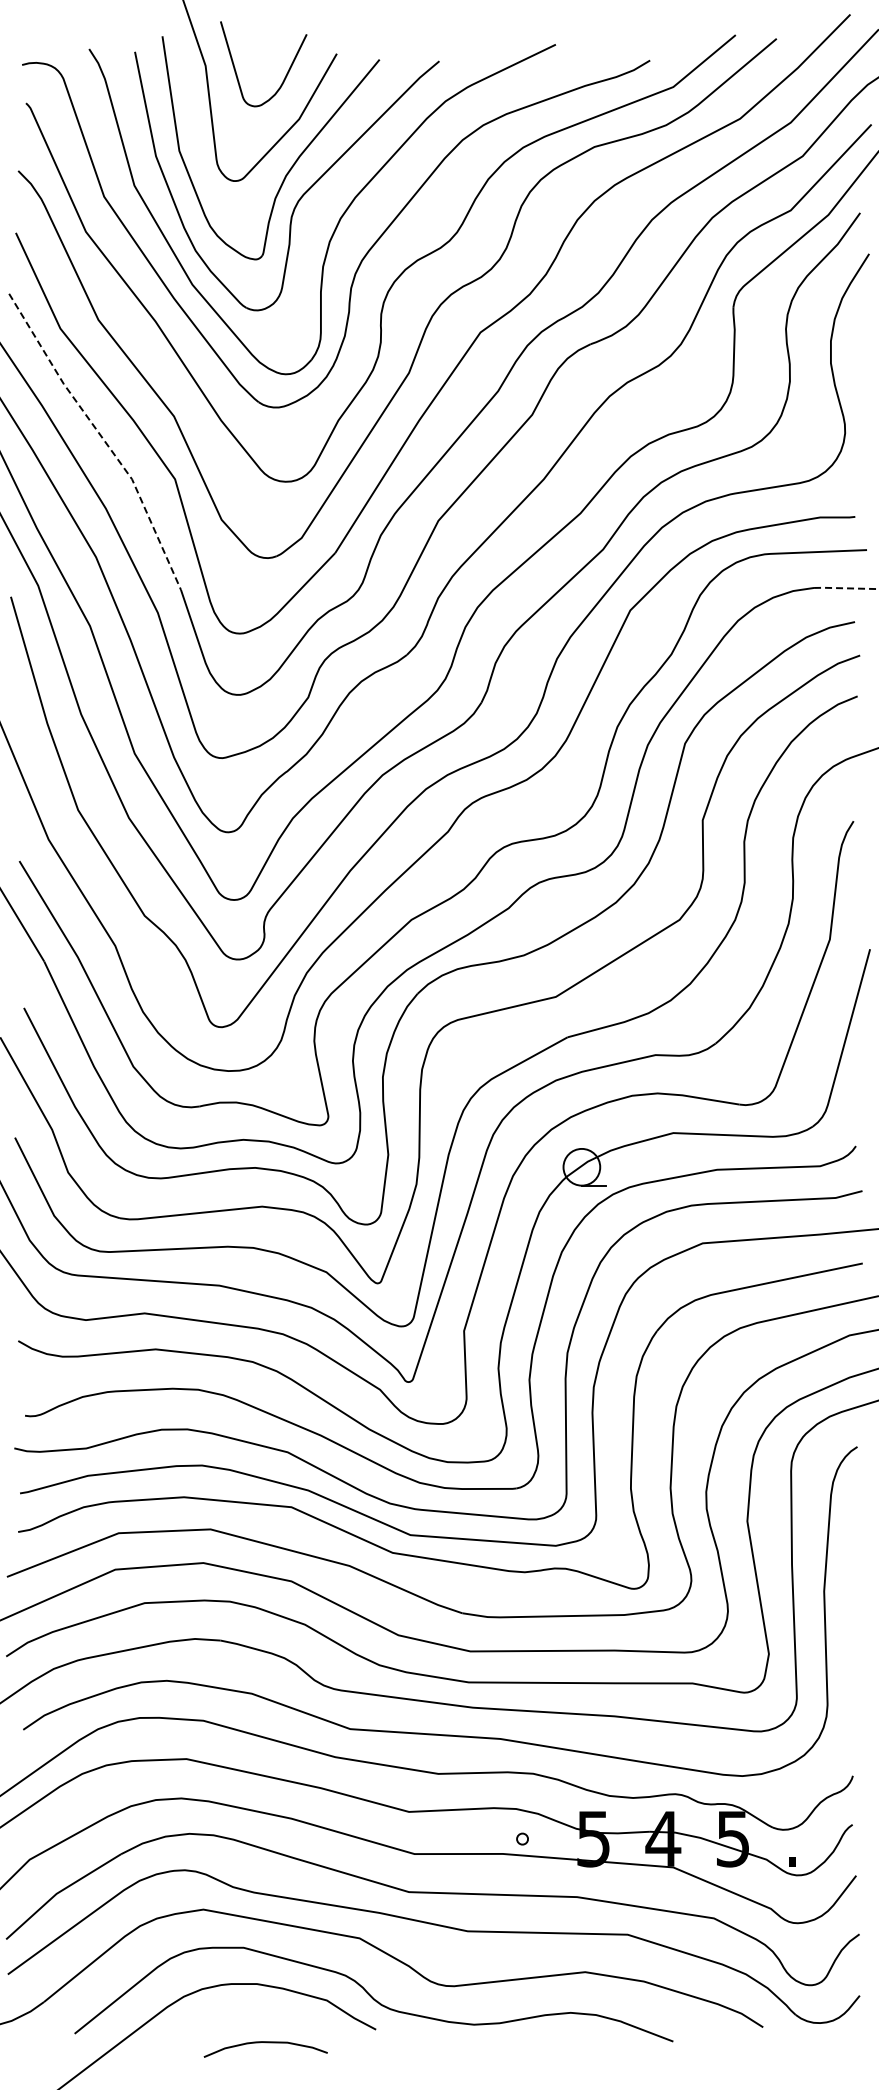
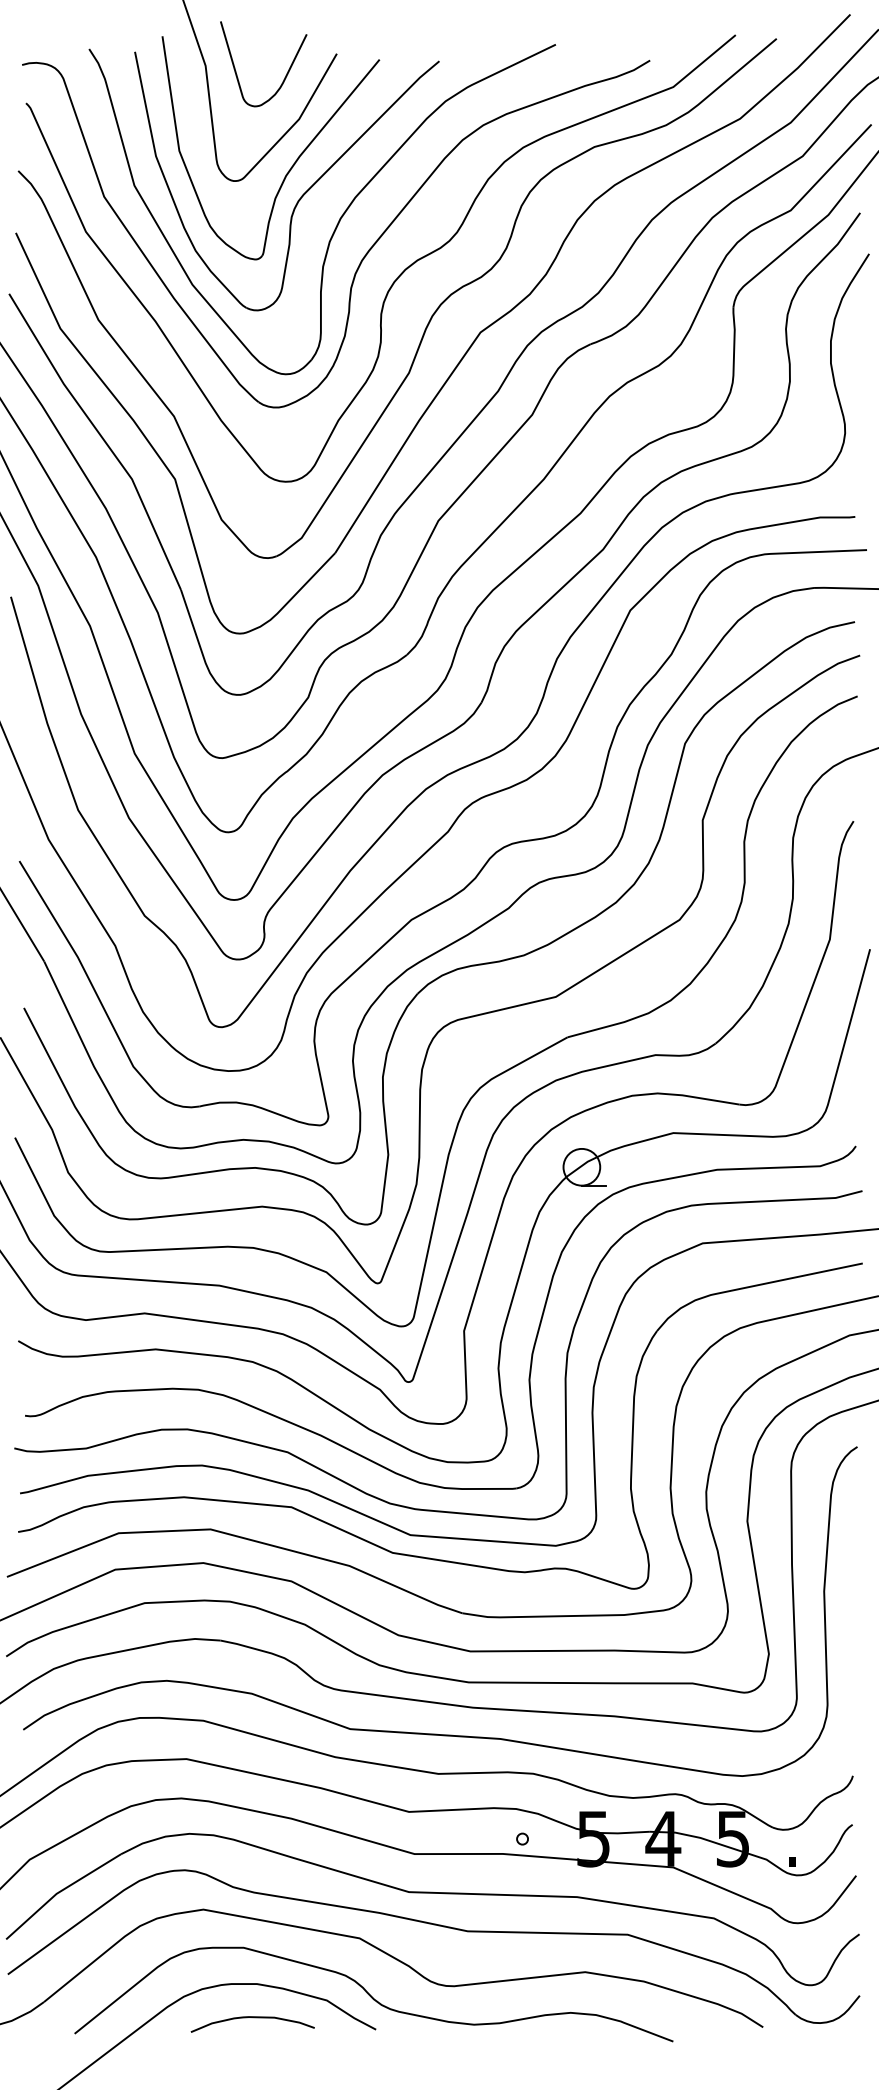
line: dashed -> solid (102, 438)
line: dashed -> solid (845, 588)
curve position: (265, 2043) -> (252, 2018) (252, 2018)
